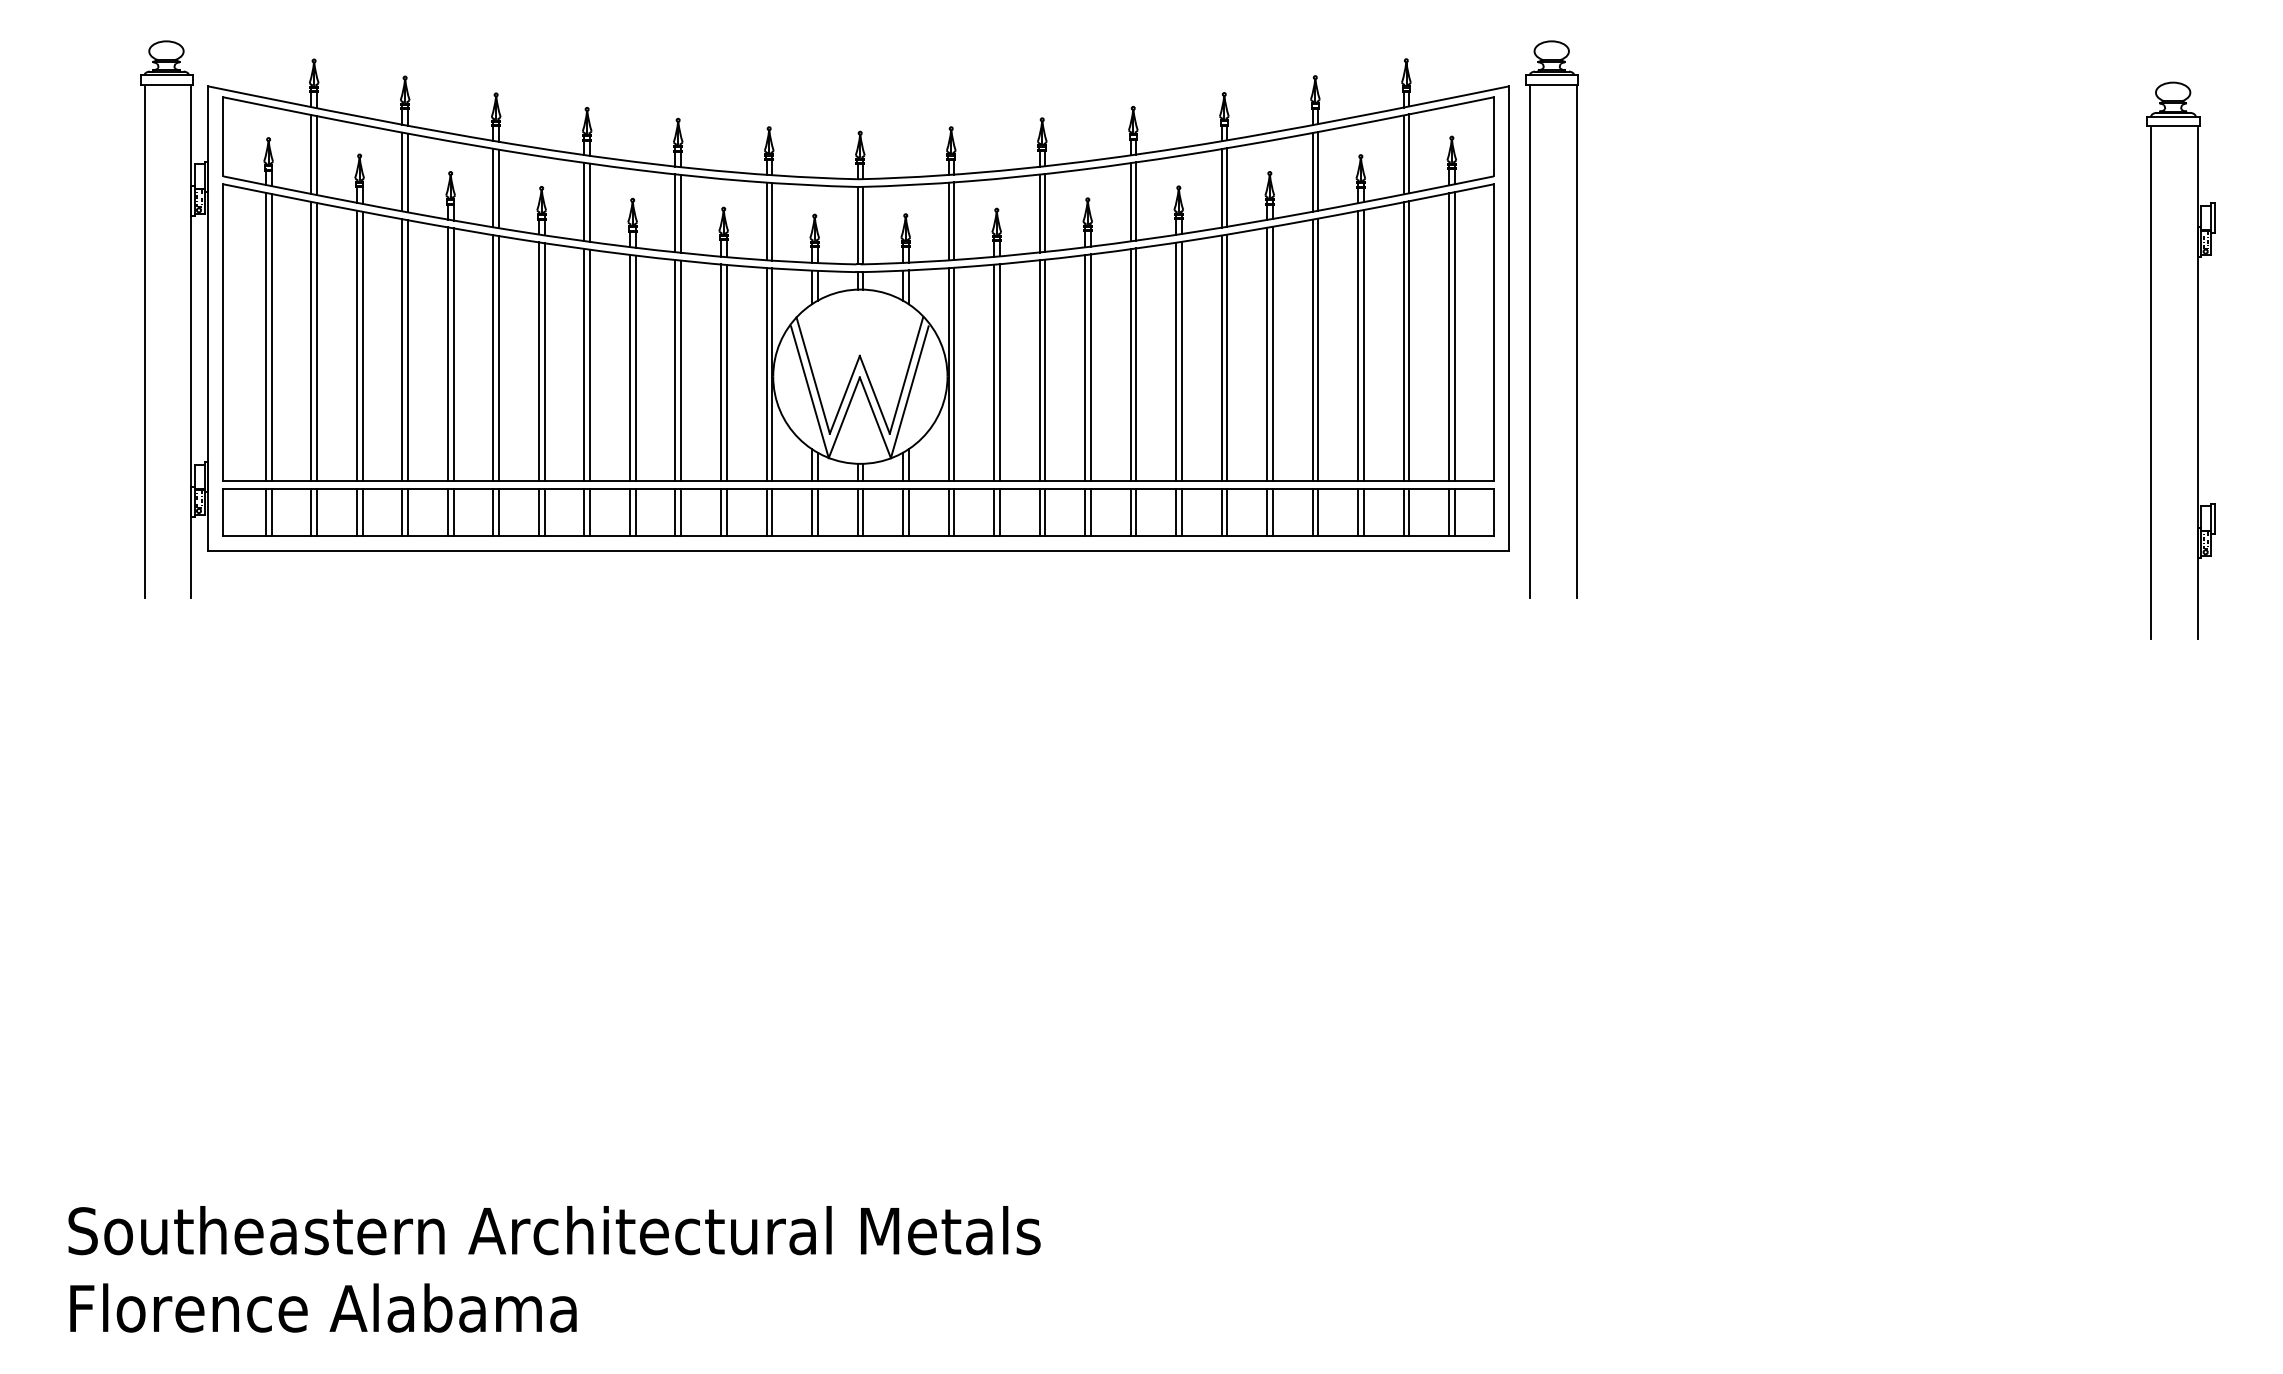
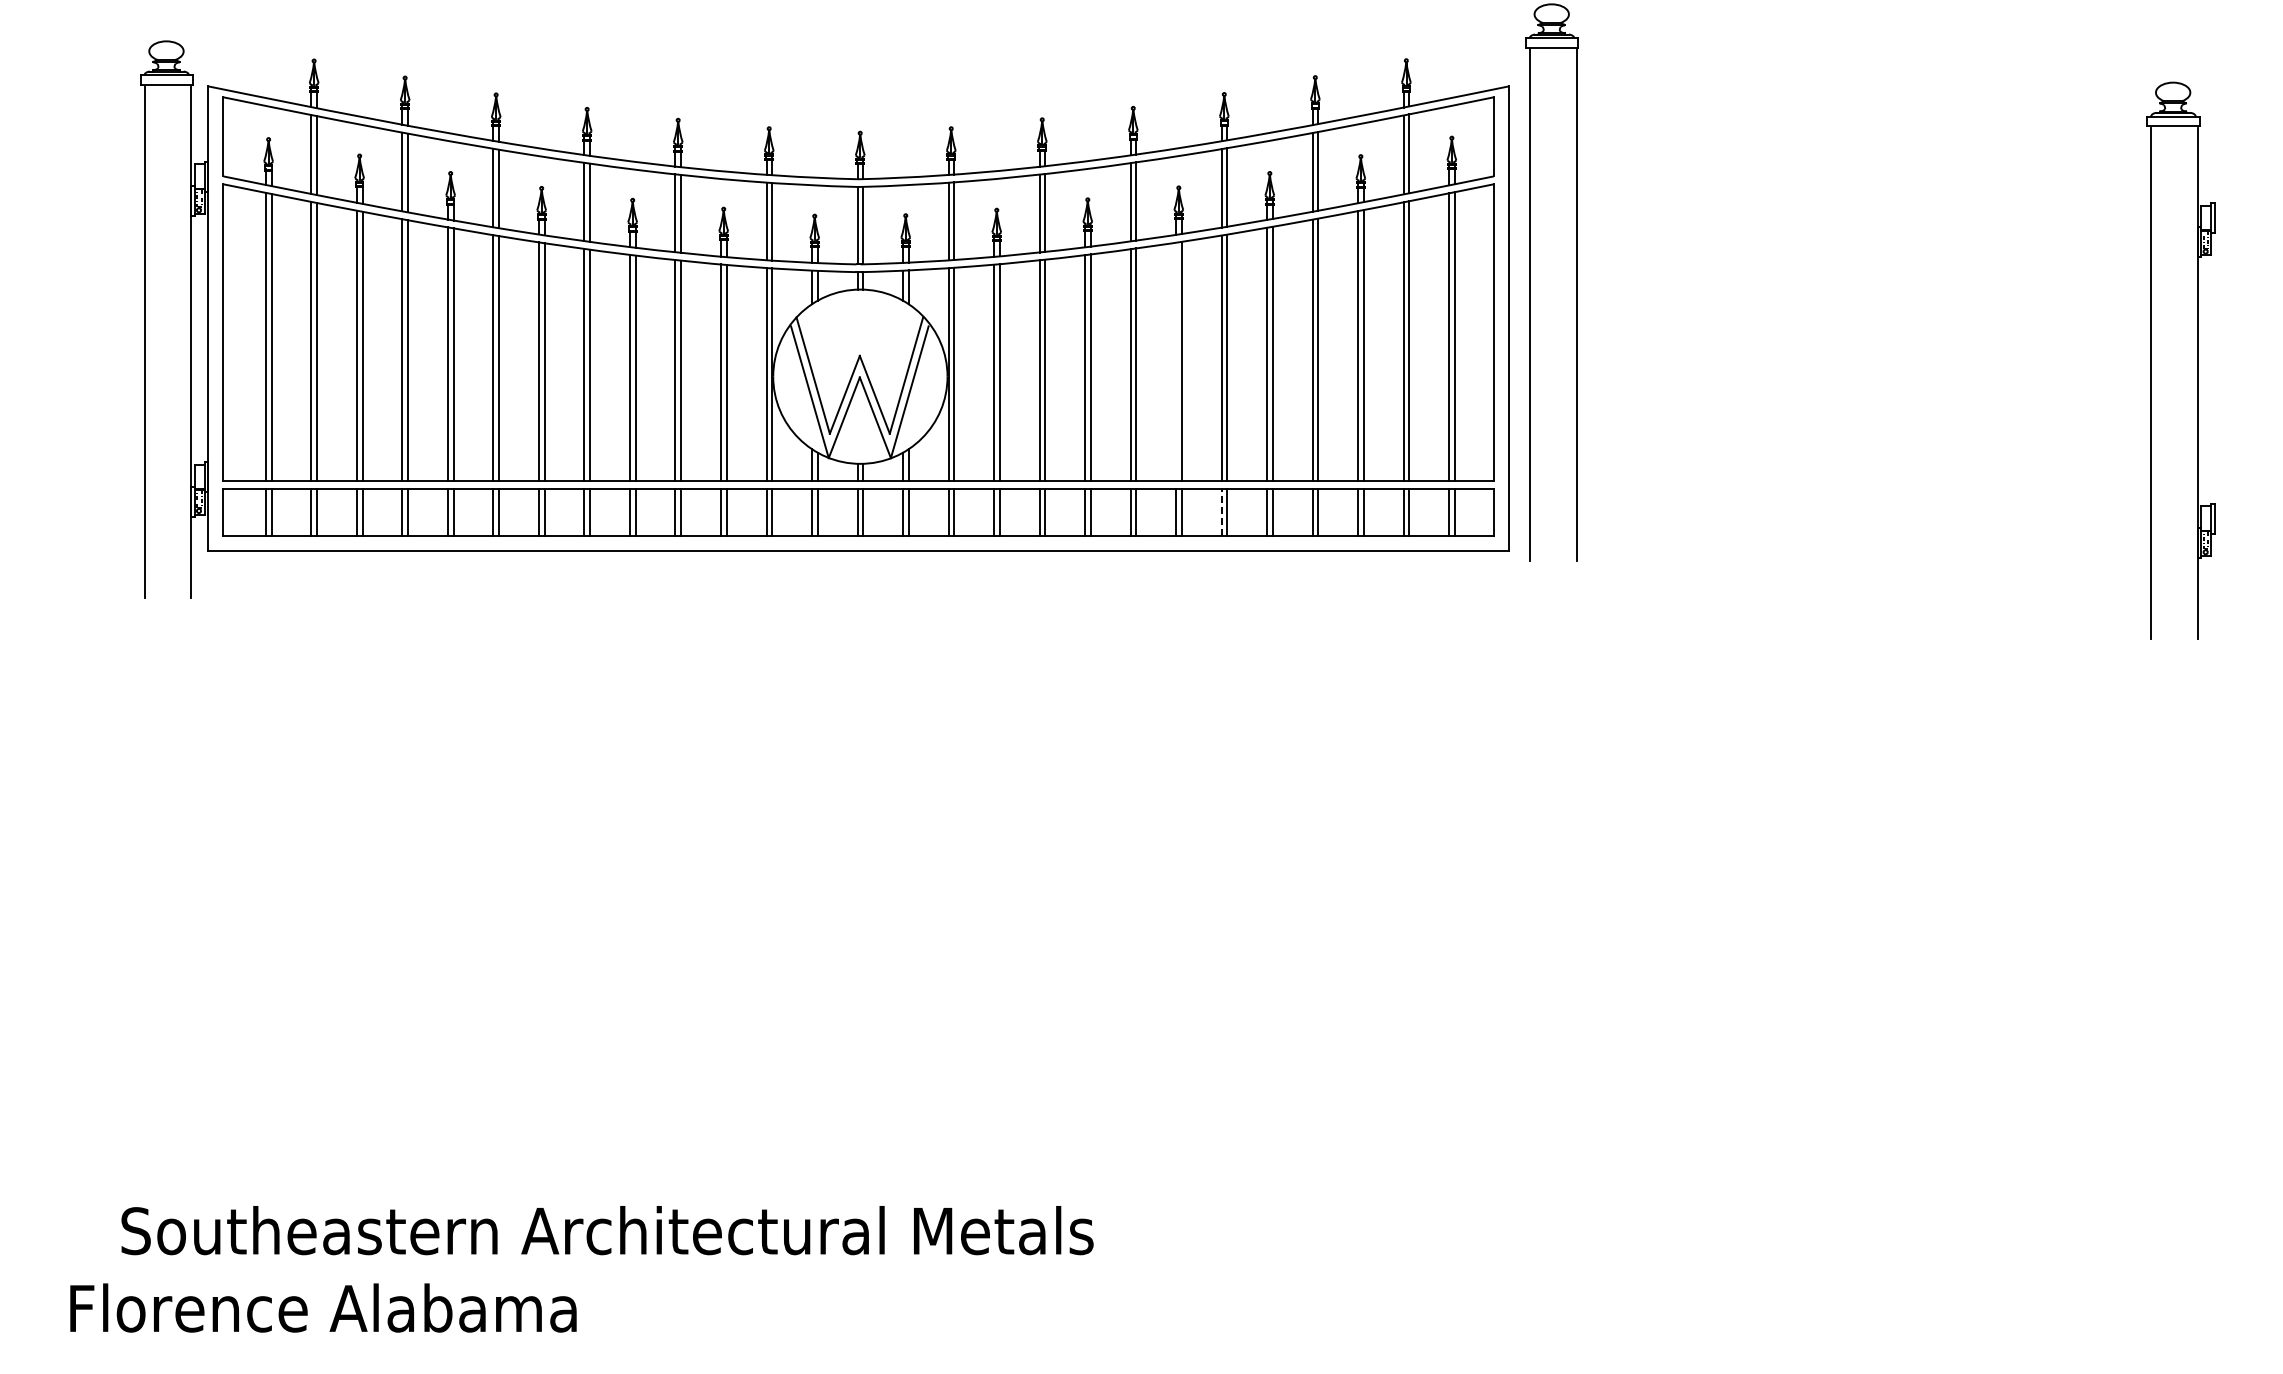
part position: (1530, 319) -> (1530, 282) (1530, 282)
line: present -> none (1176, 361)
line: solid -> dashed (1221, 511)
text position: (554, 1230) -> (607, 1230) (607, 1230)
